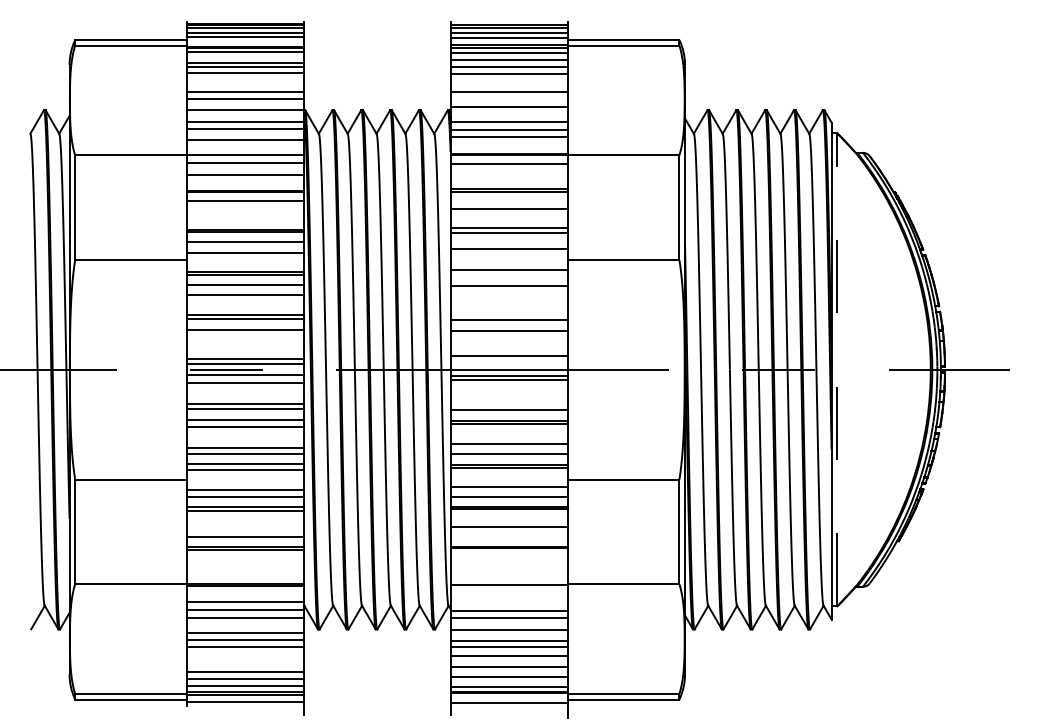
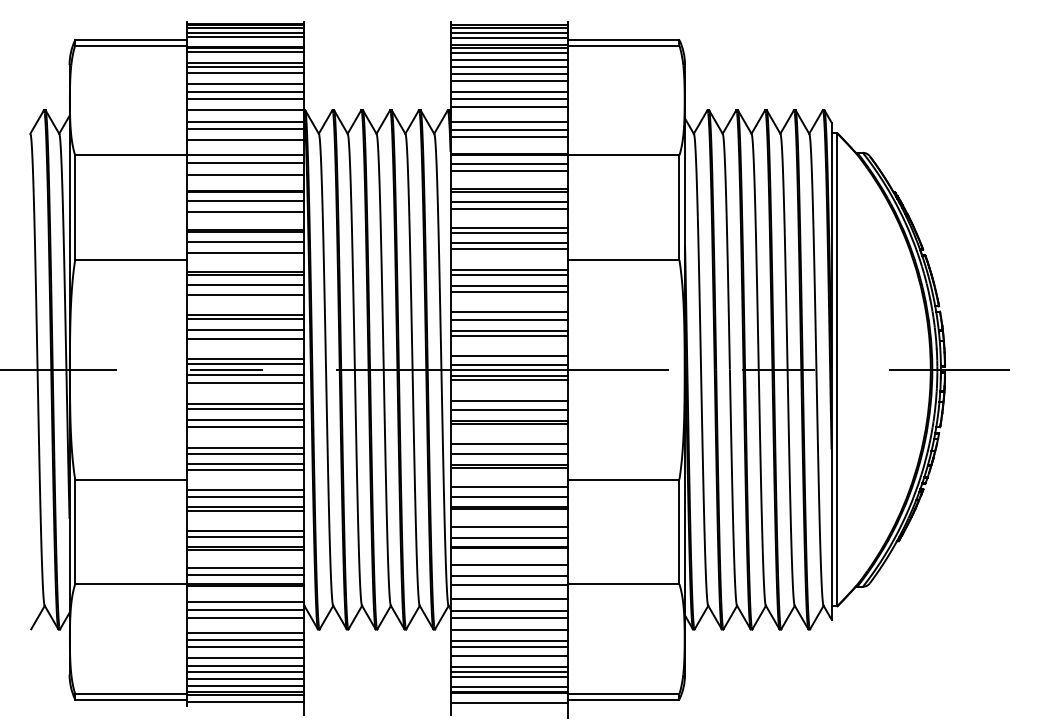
line: none -> present (508, 81)
line: none -> present (245, 83)
line: none -> present (508, 99)
line: none -> present (508, 171)
line: none -> present (508, 202)
line: none -> present (245, 212)
line: none -> present (508, 243)
line: none -> present (508, 275)
line: none -> present (508, 291)
line: none -> present (508, 312)
line: none -> present (508, 335)
line: none -> present (245, 338)
line: none -> present (508, 364)
line: dashed -> solid (837, 369)
line: none -> present (508, 400)
line: none -> present (245, 530)
line: none -> present (508, 538)
line: none -> present (508, 564)
line: none -> present (245, 568)
line: none -> present (245, 575)
line: none -> present (508, 576)
line: none -> present (508, 599)
line: none -> present (245, 658)
line: none -> present (245, 665)
line: none -> present (508, 672)
